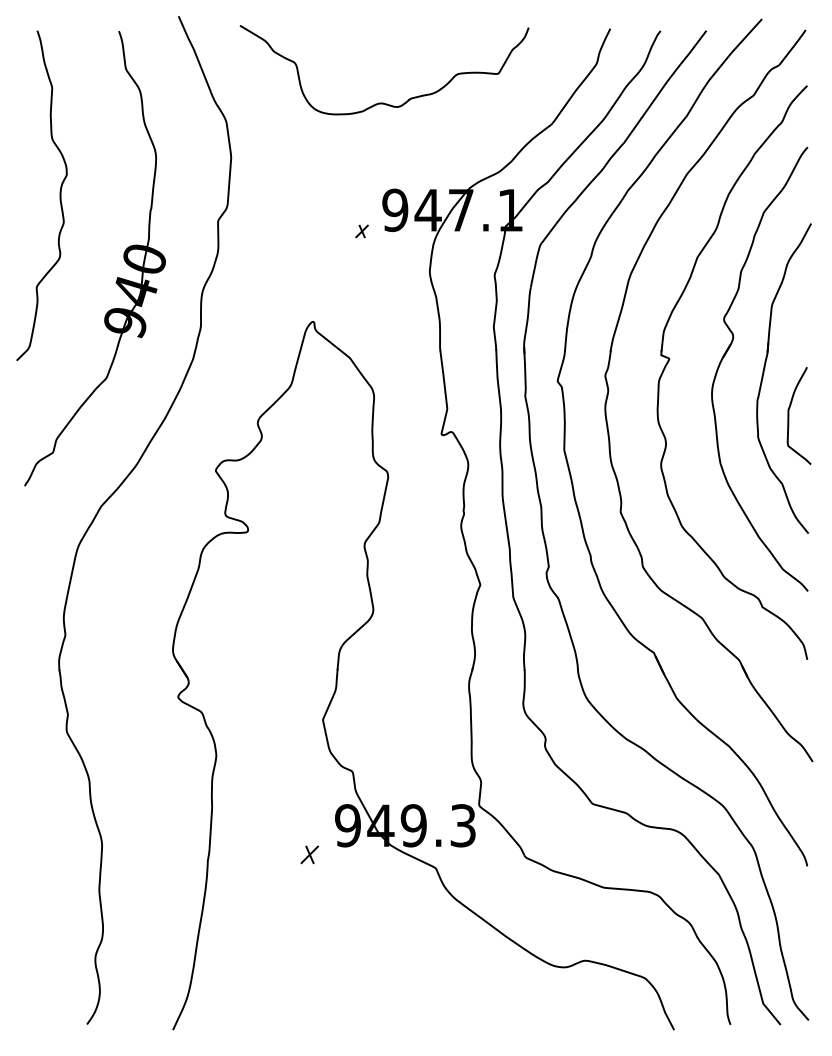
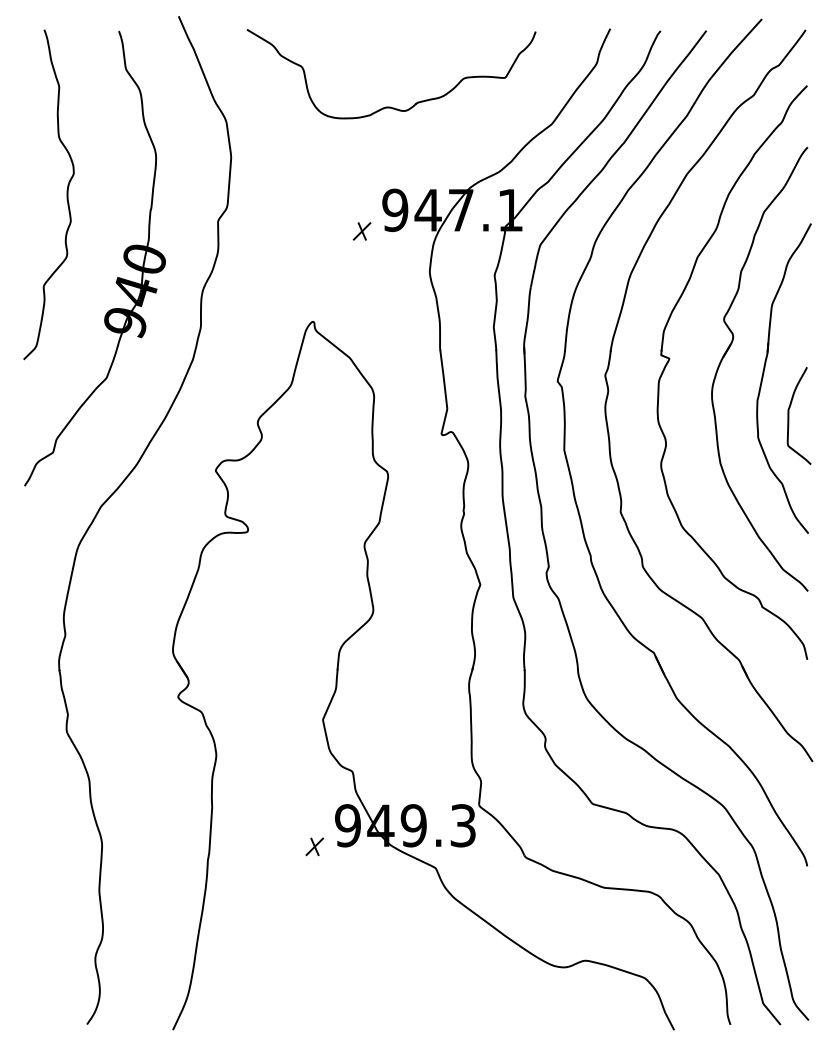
part position: (383, 102) -> (390, 106) (390, 106)
curve position: (59, 195) -> (66, 194) (66, 194)
part size: 14x15 px -> 20x19 px (361, 231)
part position: (309, 854) -> (314, 846) (314, 846)
